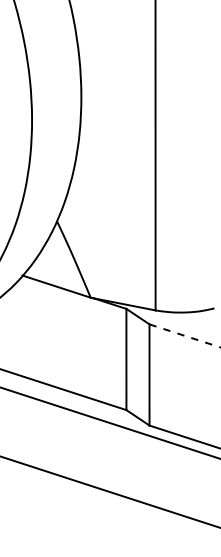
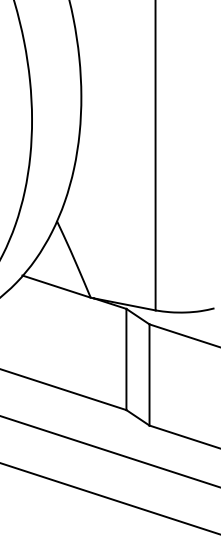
line: dashed -> solid (185, 336)
line position: (109, 423) -> (109, 451) (109, 451)
line position: (109, 491) -> (109, 498) (109, 498)
